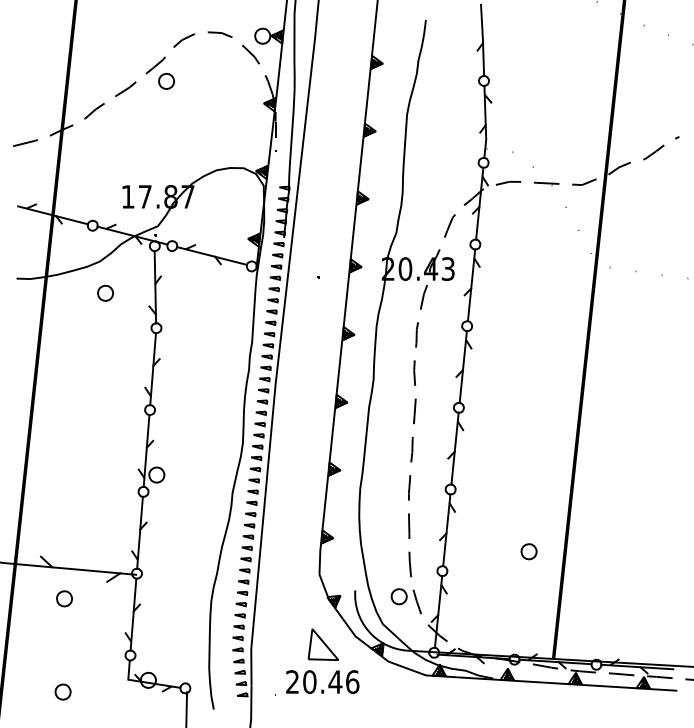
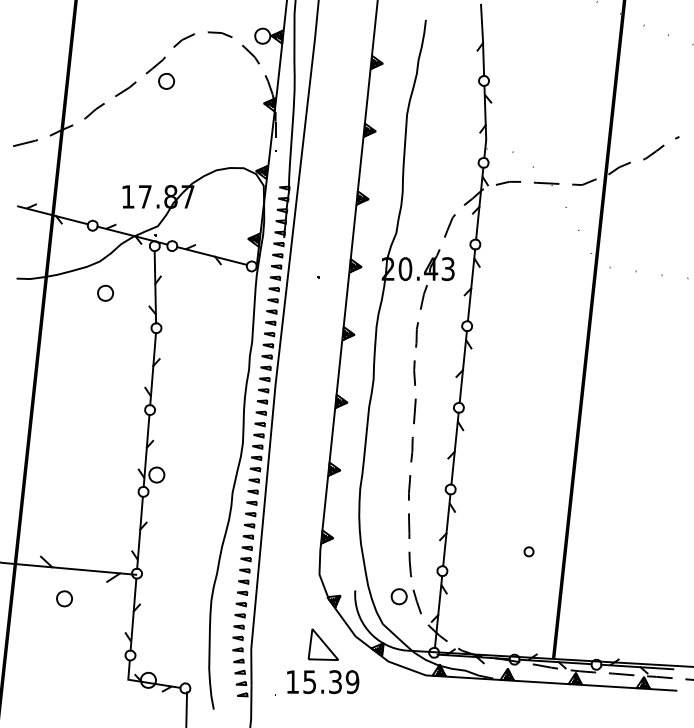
part size: 18x18 px -> 12x12 px (528, 551)
text: 20.46 -> 15.39 (322, 682)
part: present -> none (62, 691)
